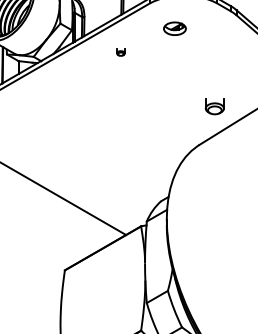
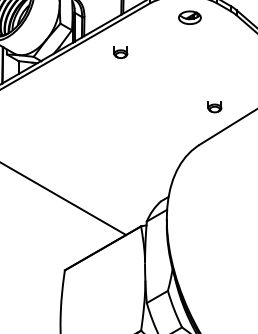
part position: (174, 28) -> (189, 17) (189, 17)
part size: 10x9 px -> 16x13 px (120, 52)
part size: 21x18 px -> 16x13 px (214, 107)
